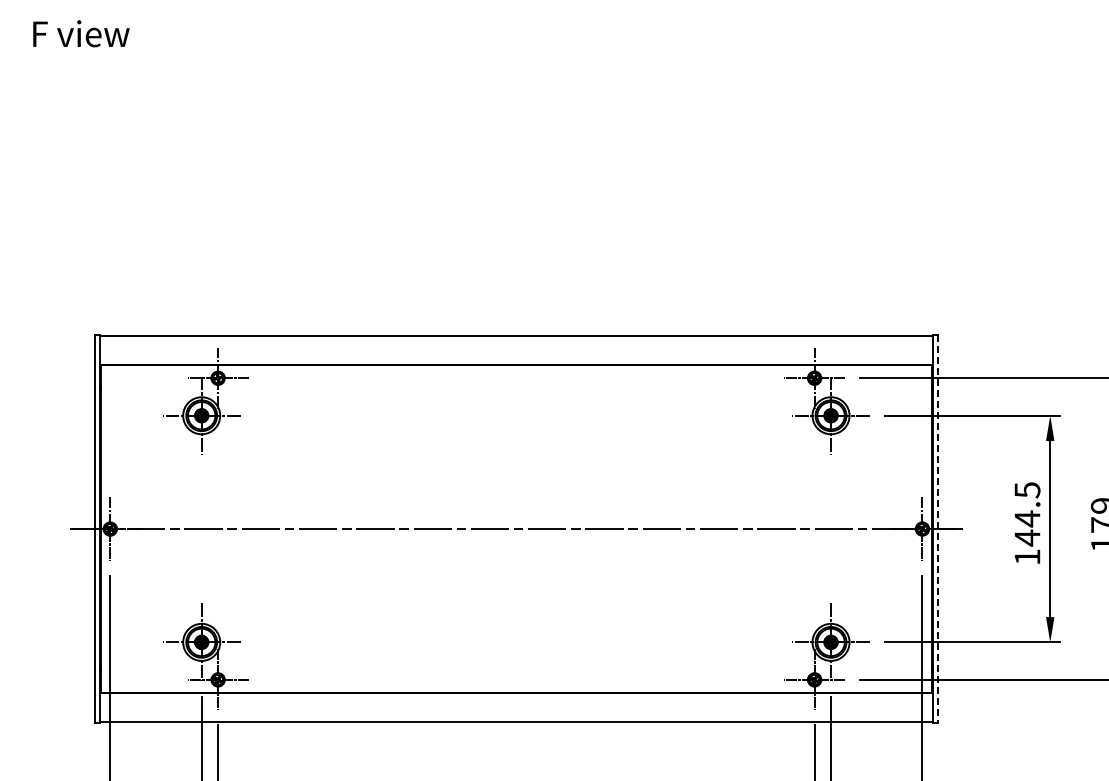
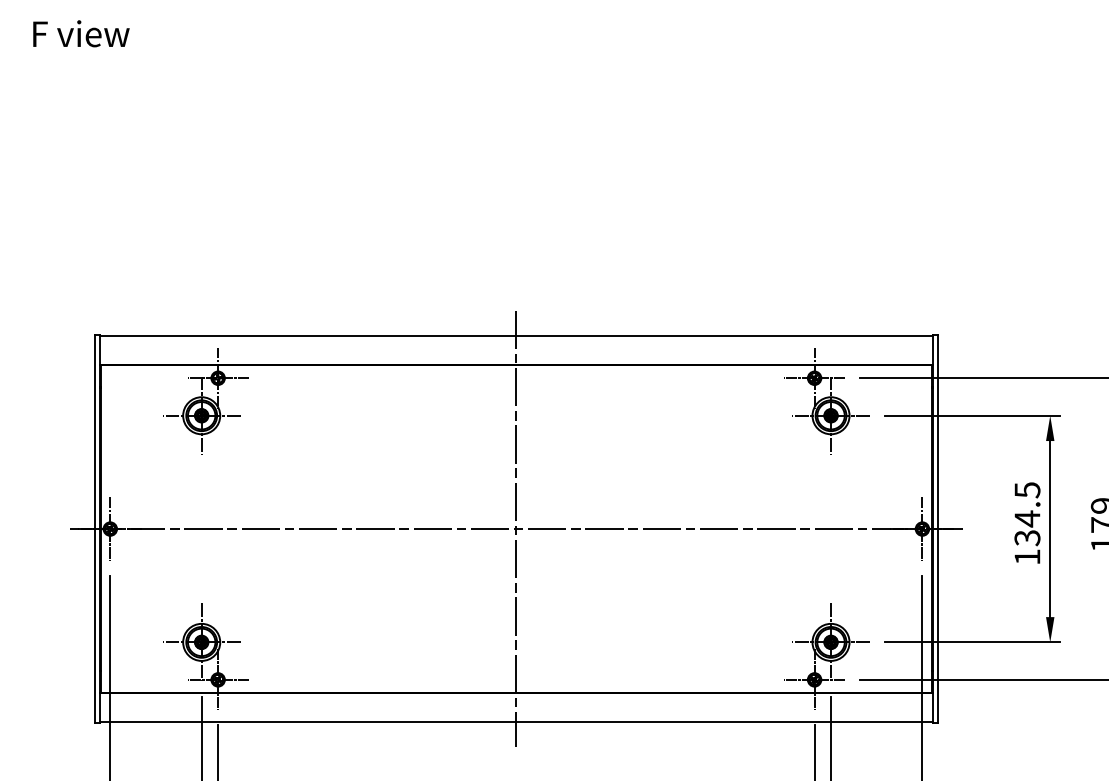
line: none -> present (516, 528)
line: dashed -> solid (937, 529)
text: 144.5 -> 134.5 (1027, 537)
